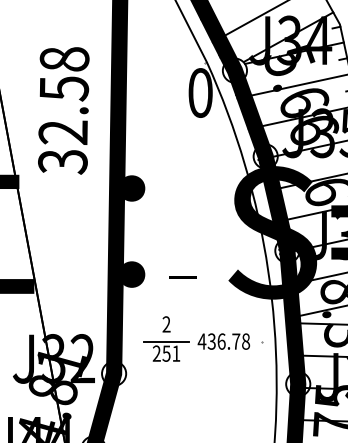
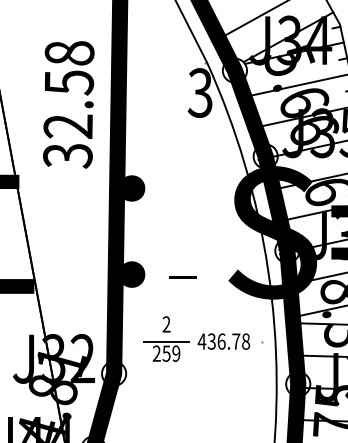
text: 0 -> 3 (199, 92)
text position: (63, 110) -> (68, 104) (68, 104)
text: 251 -> 259 (176, 353)
